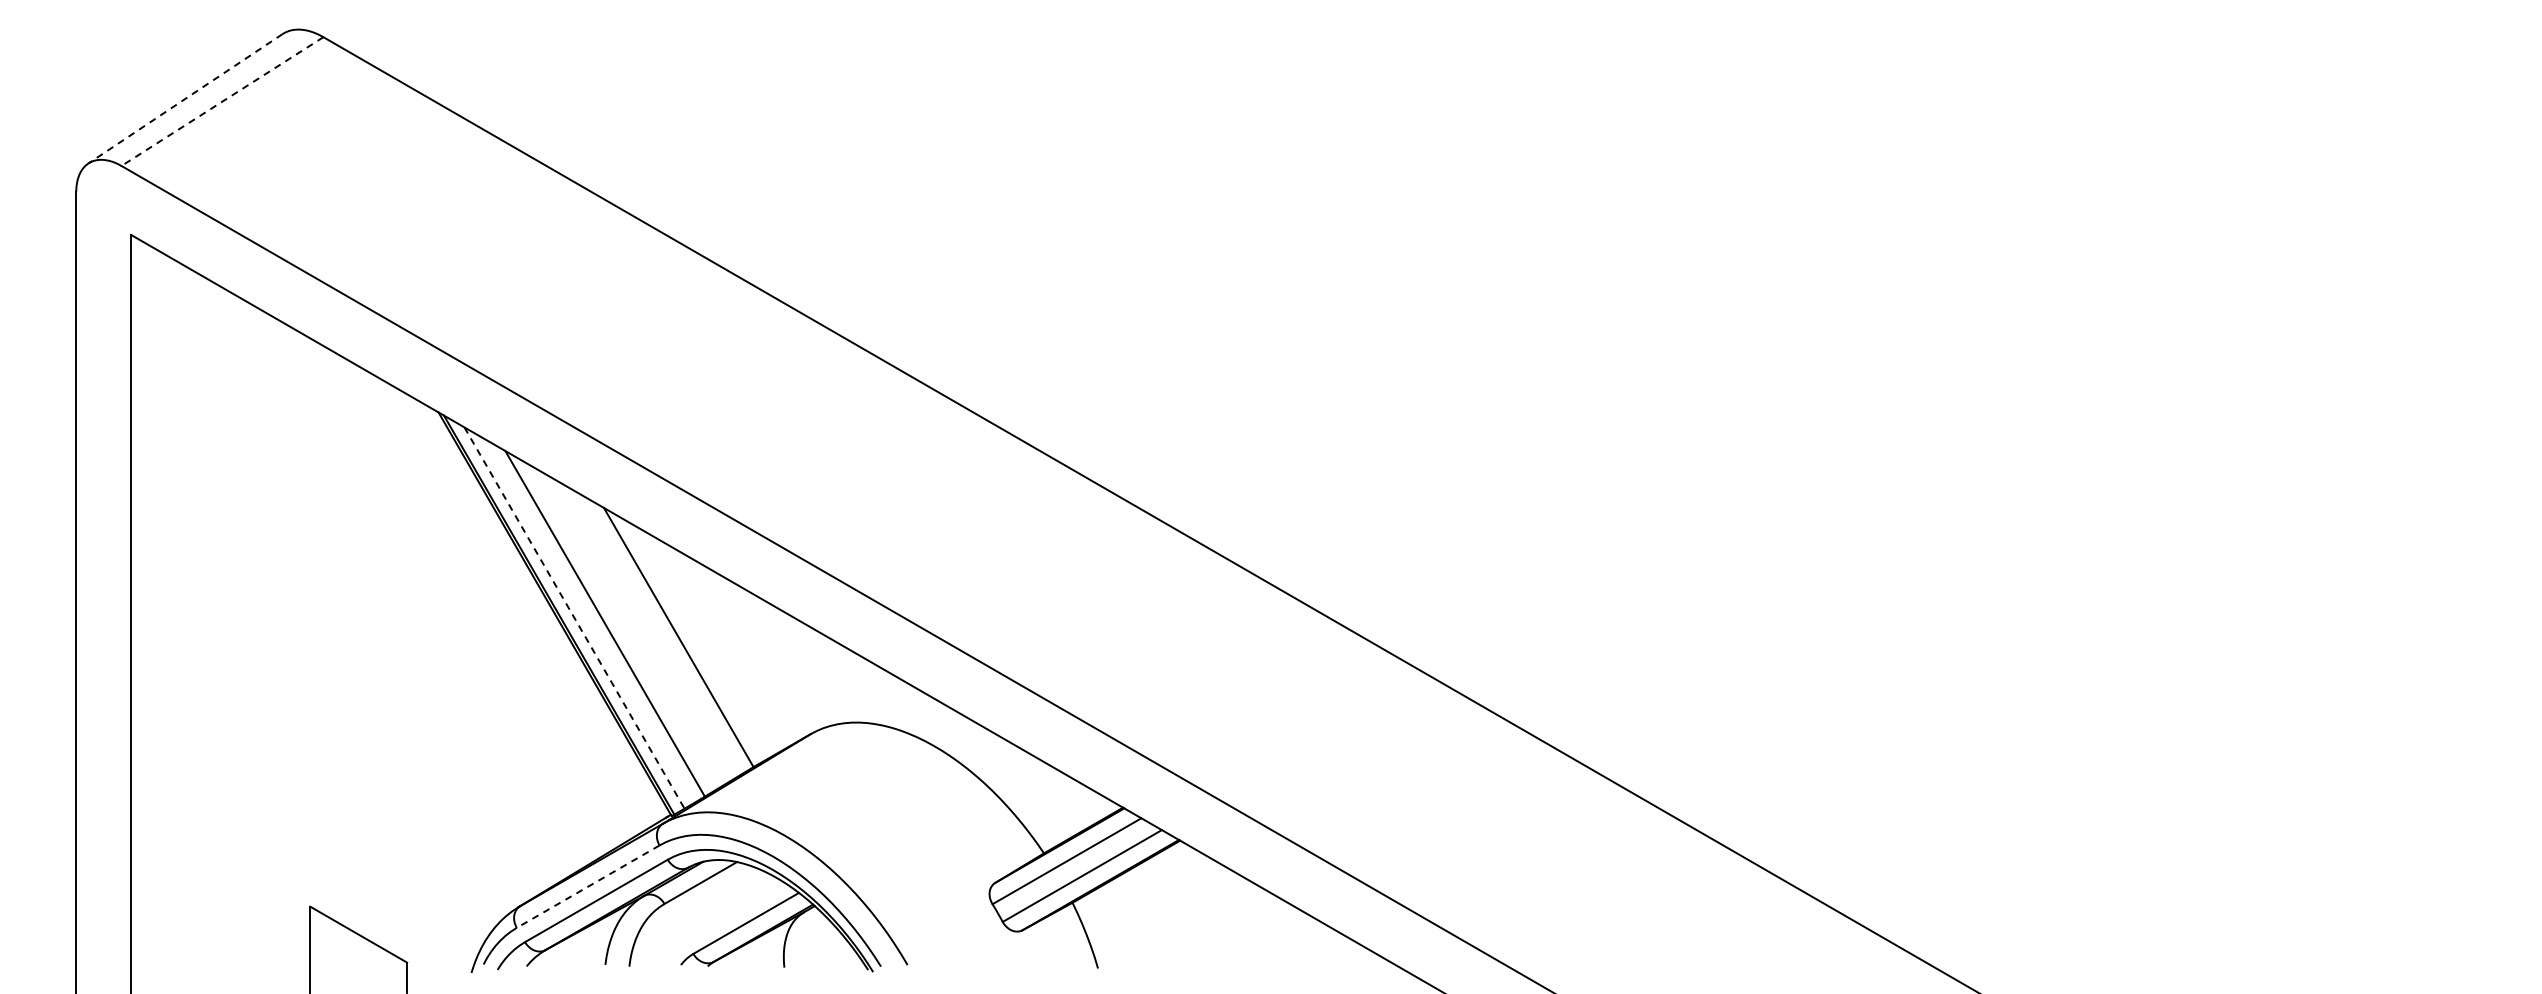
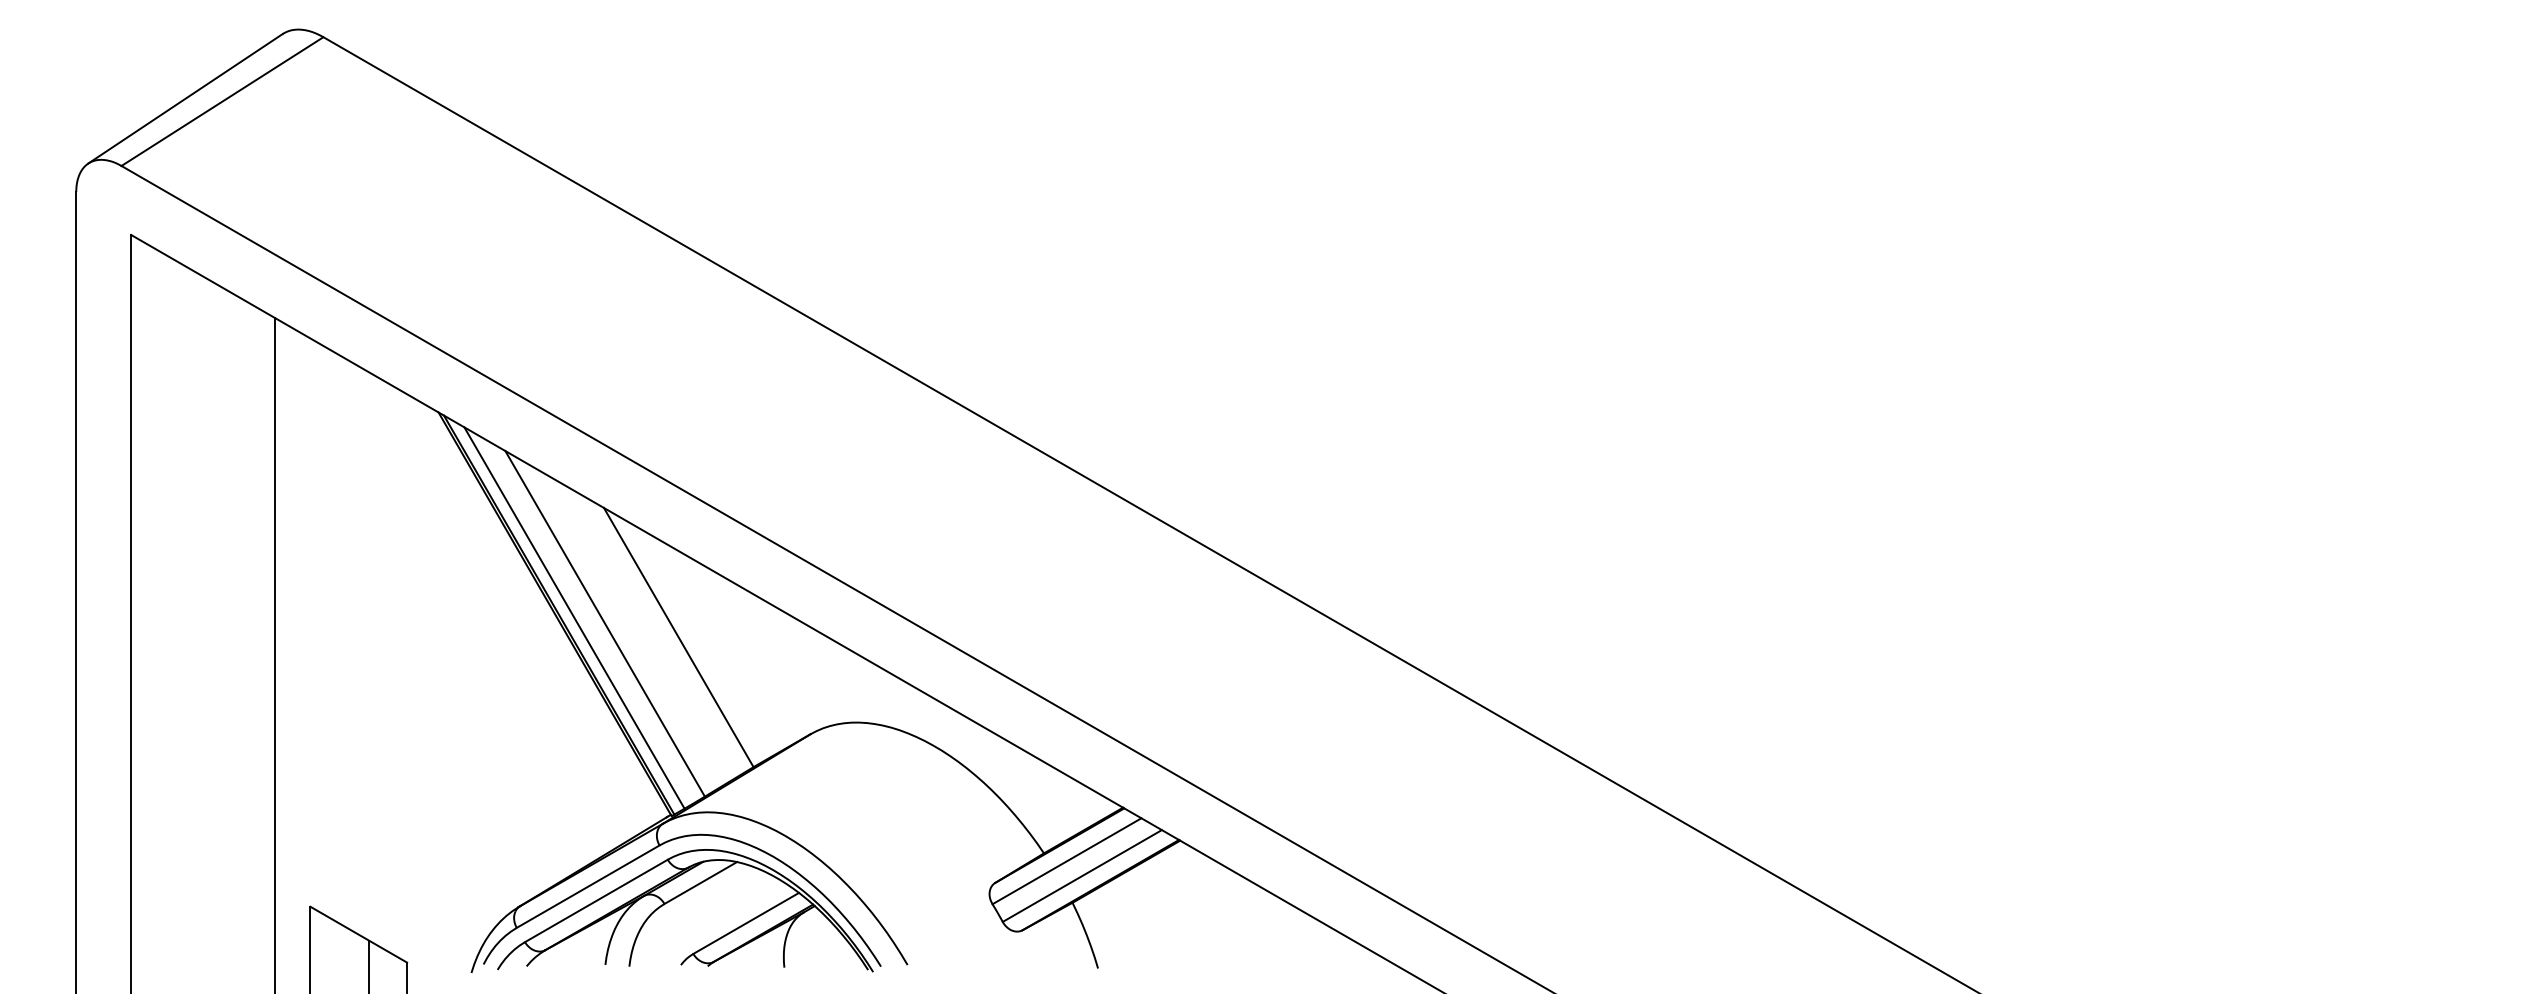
line: dashed -> solid (185, 98)
line: dashed -> solid (222, 101)
line: dashed -> solid (574, 618)
line: none -> present (274, 653)
line: dashed -> solid (587, 886)
line: none -> present (368, 965)
